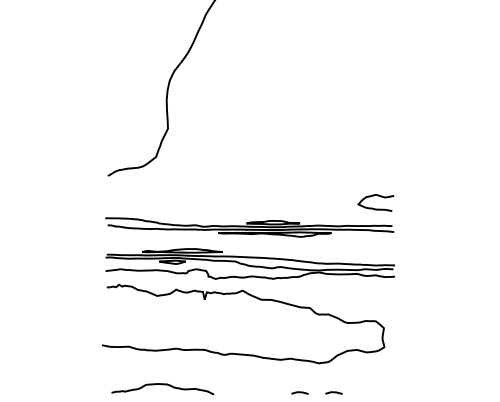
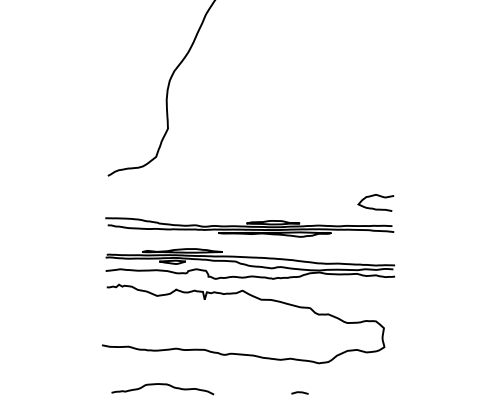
line: present -> none (333, 392)
